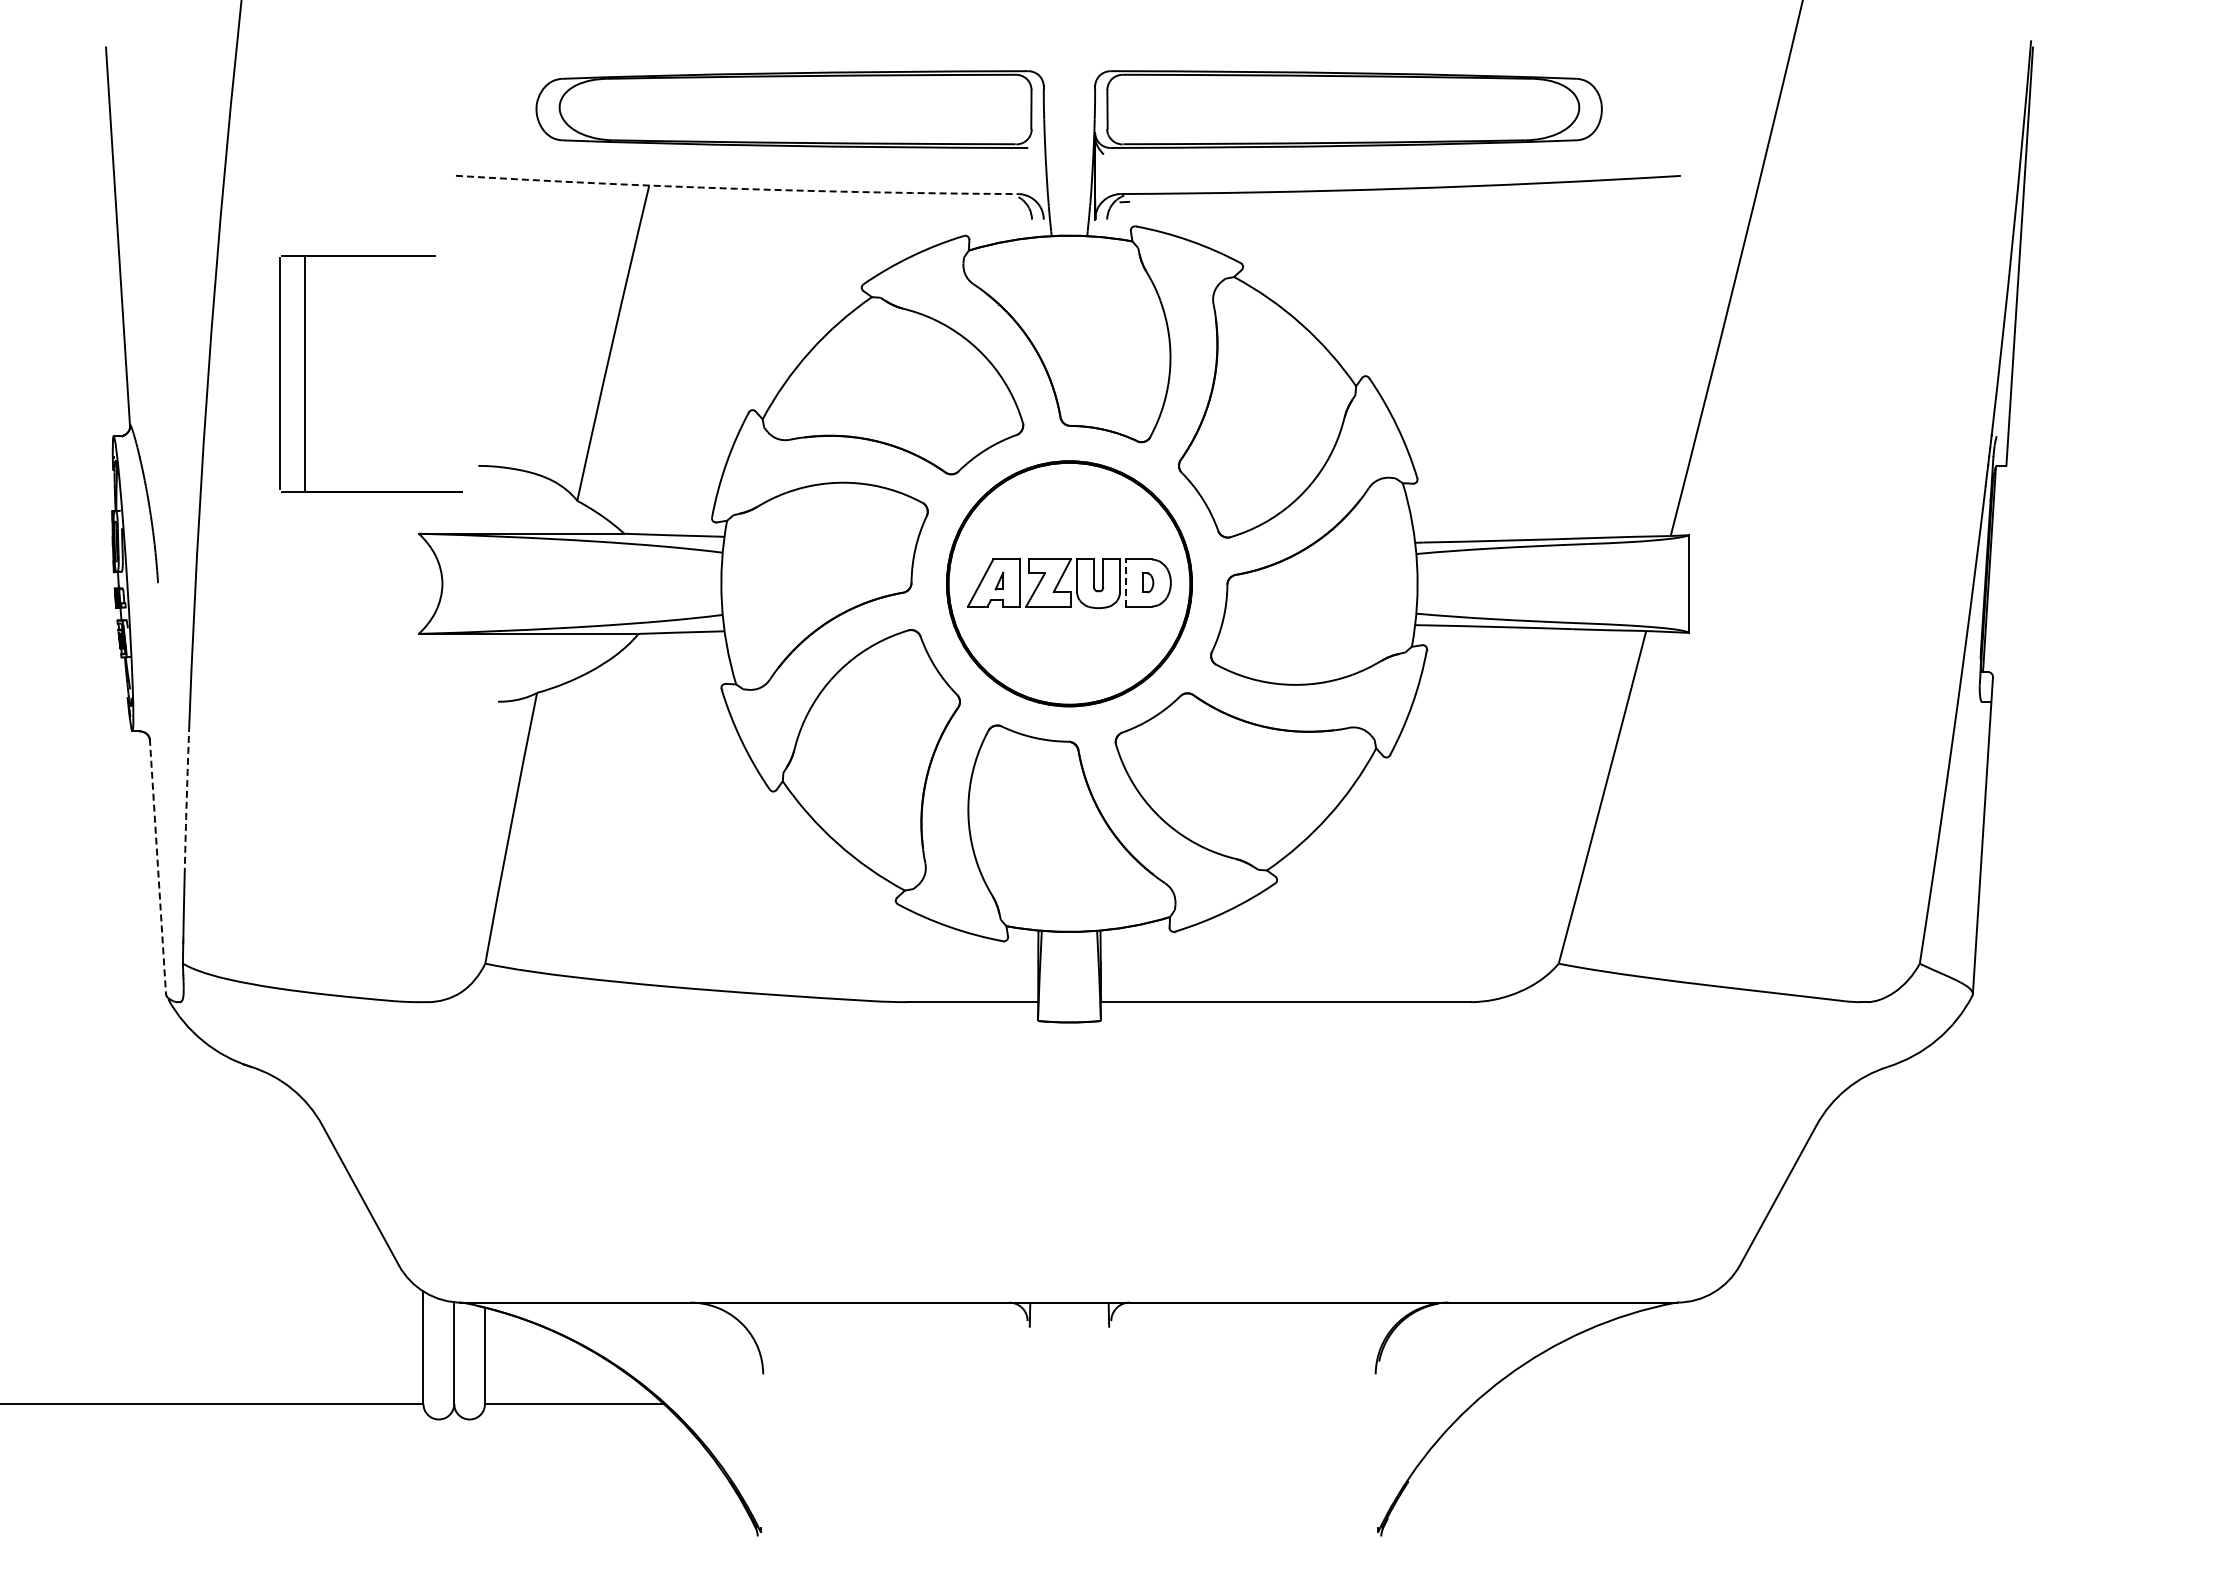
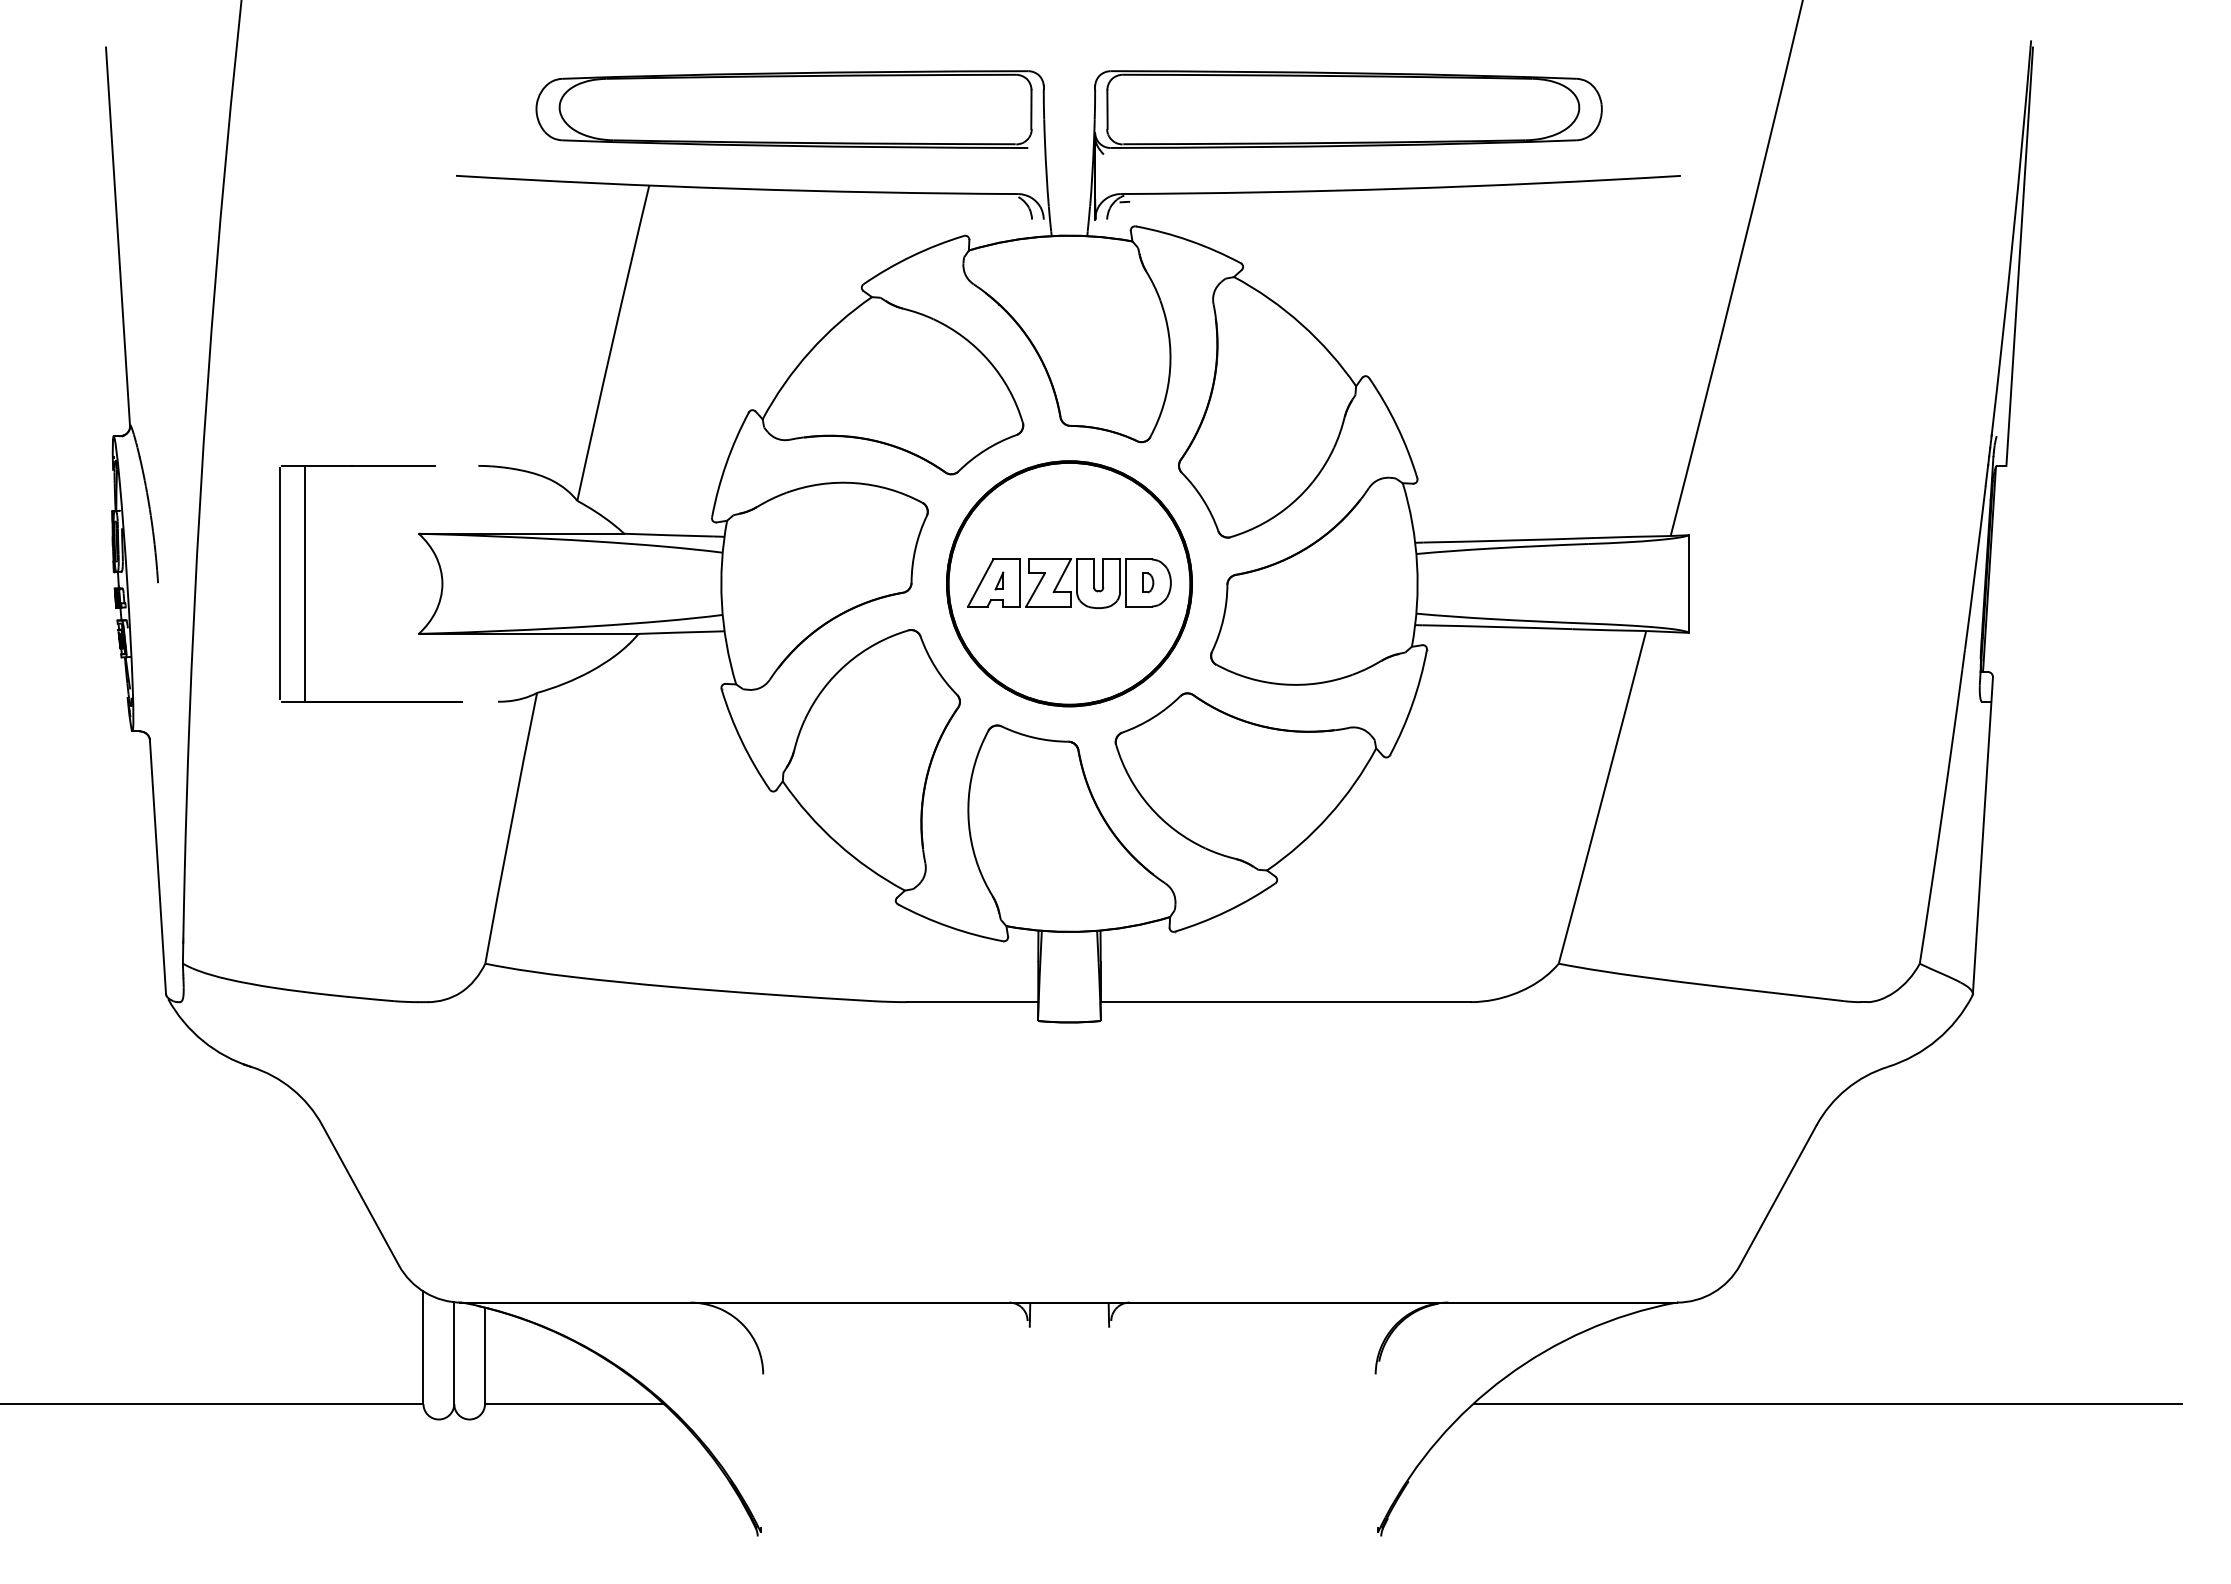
arc: dashed -> solid (736, 188)
part position: (305, 373) -> (305, 583) (305, 583)
line: dashed -> solid (1126, 582)
arc: dashed -> solid (186, 799)
line: dashed -> solid (157, 866)
line: none -> present (1828, 1404)
